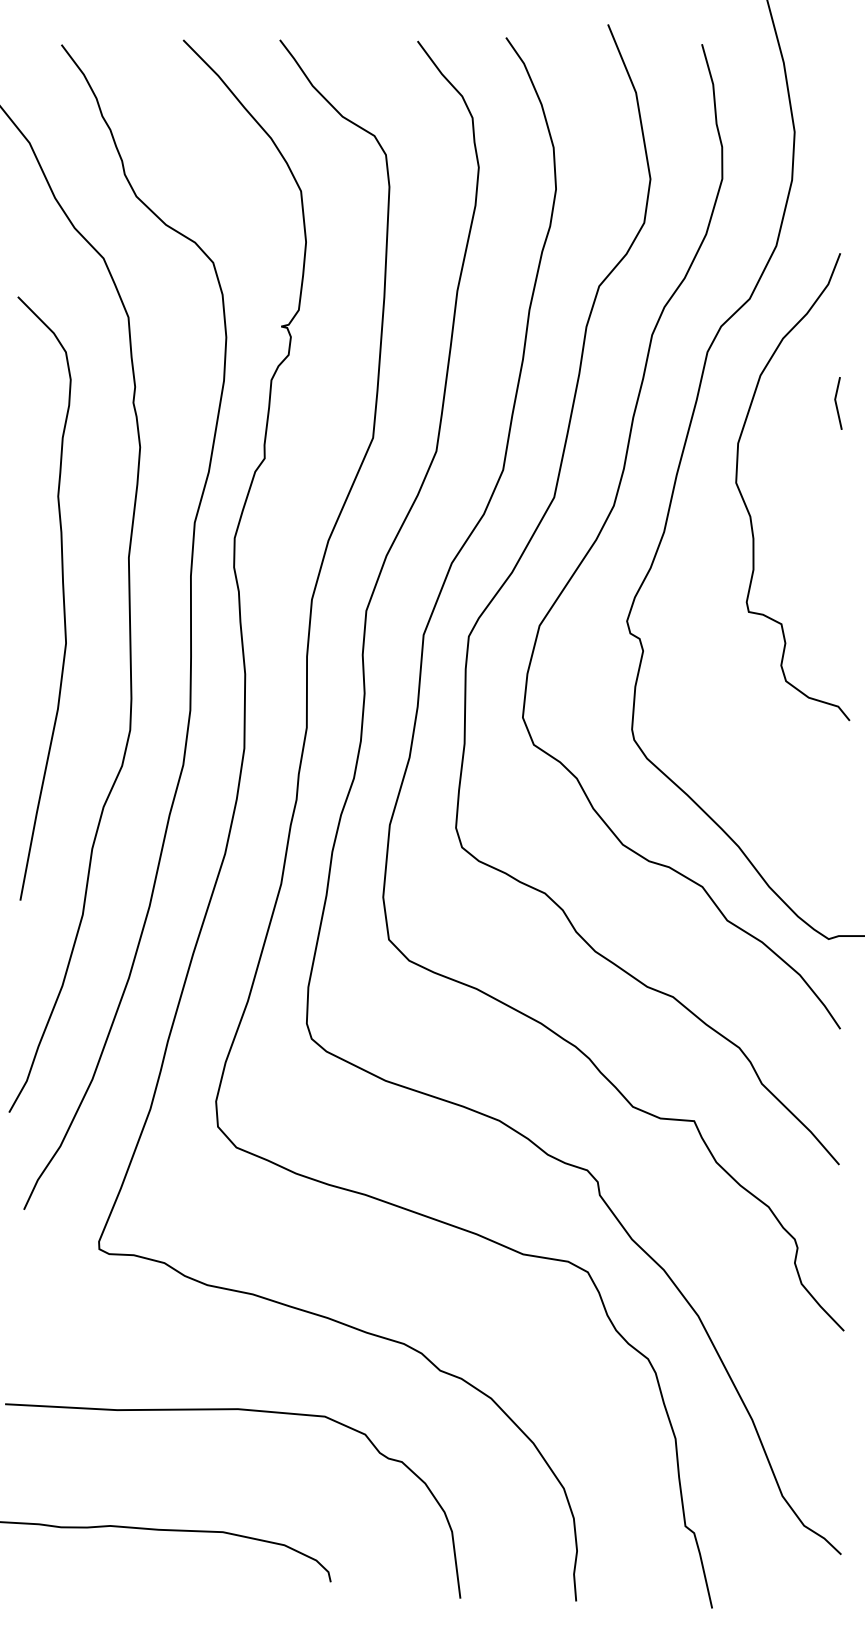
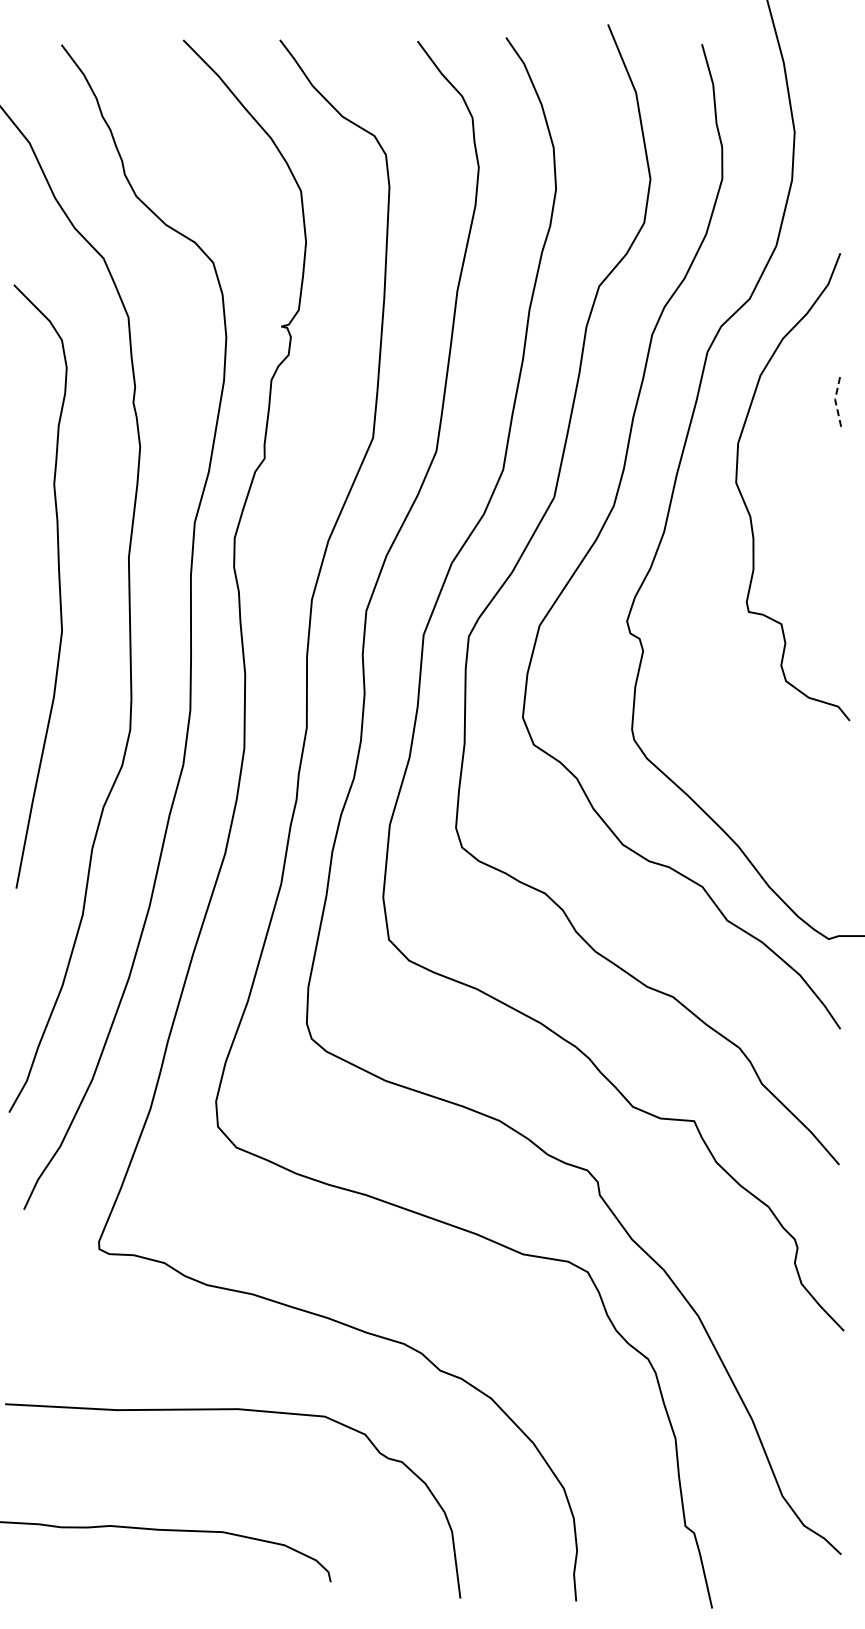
line: solid -> dashed (835, 403)
curve position: (62, 597) -> (58, 585) (58, 585)
